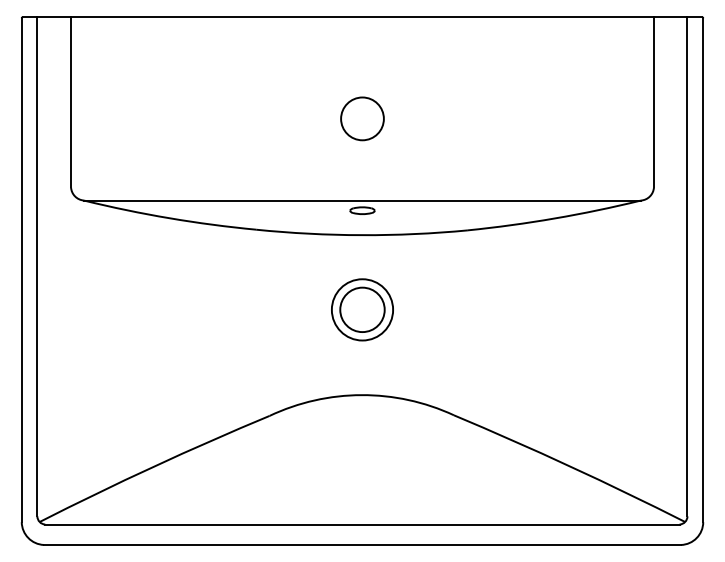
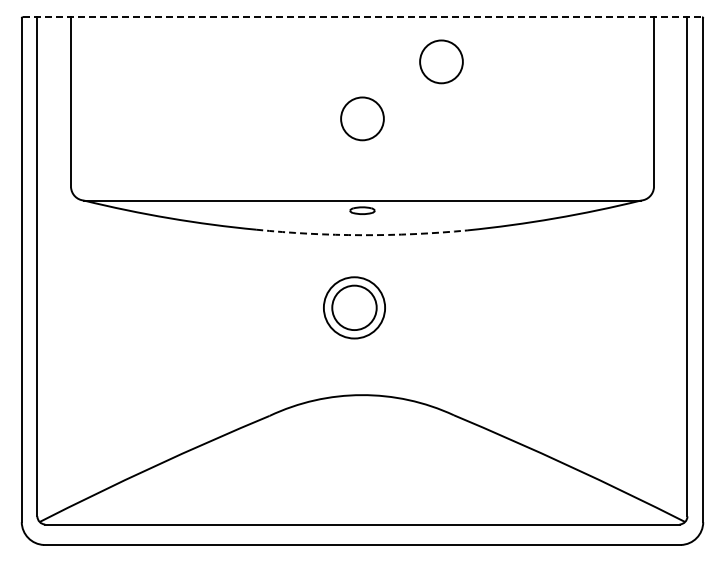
line: solid -> dashed (362, 17)
circle: none -> present (441, 61)
arc: solid -> dashed (362, 235)
part position: (362, 309) -> (354, 307) (354, 307)
